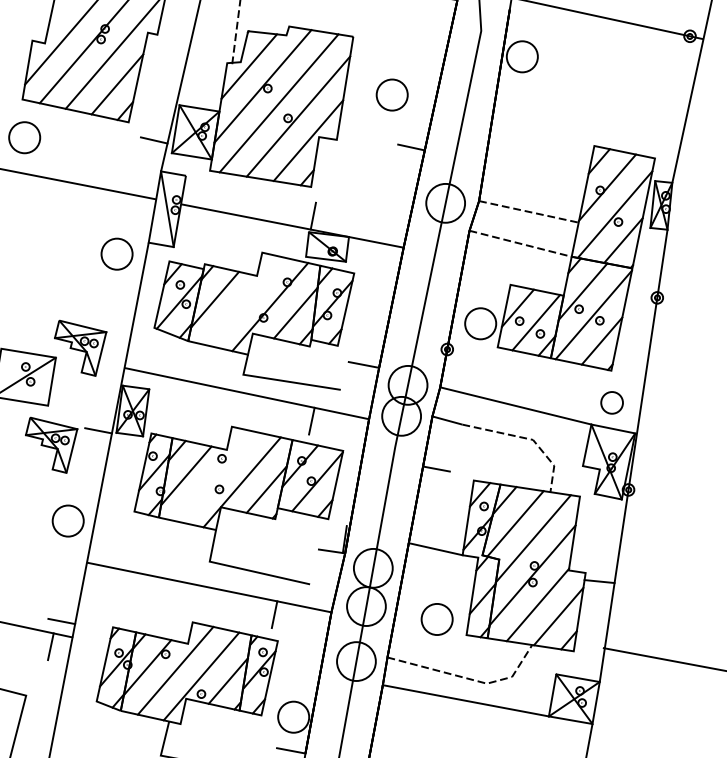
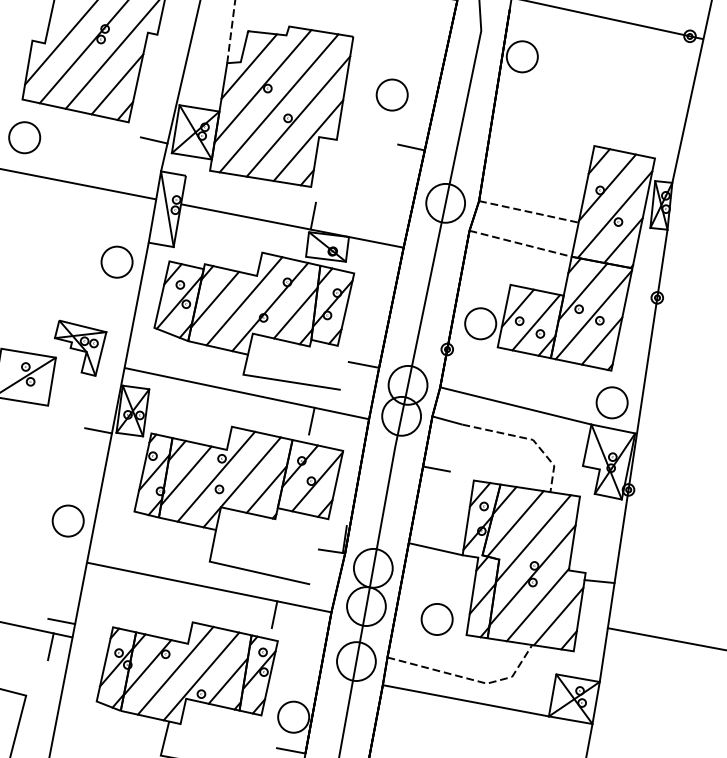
line position: (236, 33) -> (230, 32) (230, 32)
part position: (116, 253) -> (116, 261) (116, 261)
line: none -> present (244, 301)
part size: 24x24 px -> 34x34 px (611, 402)
part: present -> none (51, 444)
line: none -> present (216, 476)
line position: (663, 659) -> (665, 638) (665, 638)
